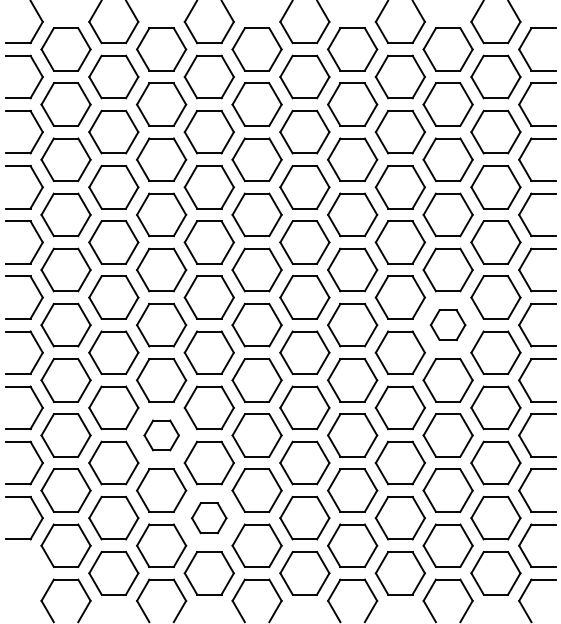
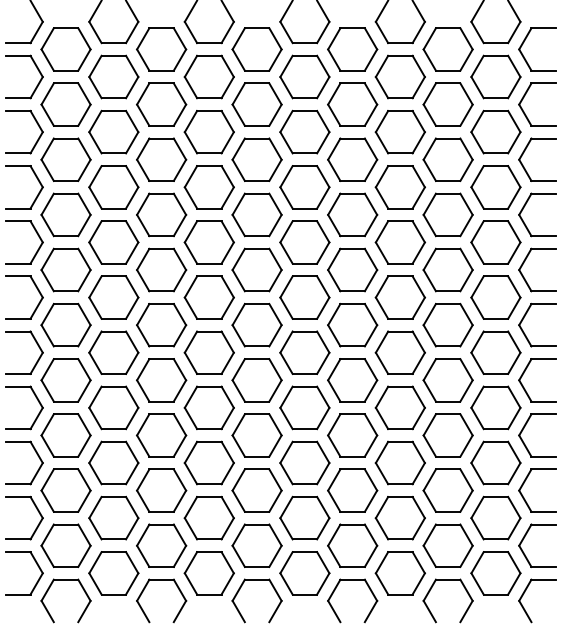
part size: 38x32 px -> 52x46 px (447, 324)
part size: 37x33 px -> 52x45 px (161, 435)
part size: 37x33 px -> 52x45 px (208, 518)
part: none -> present (37, 566)
